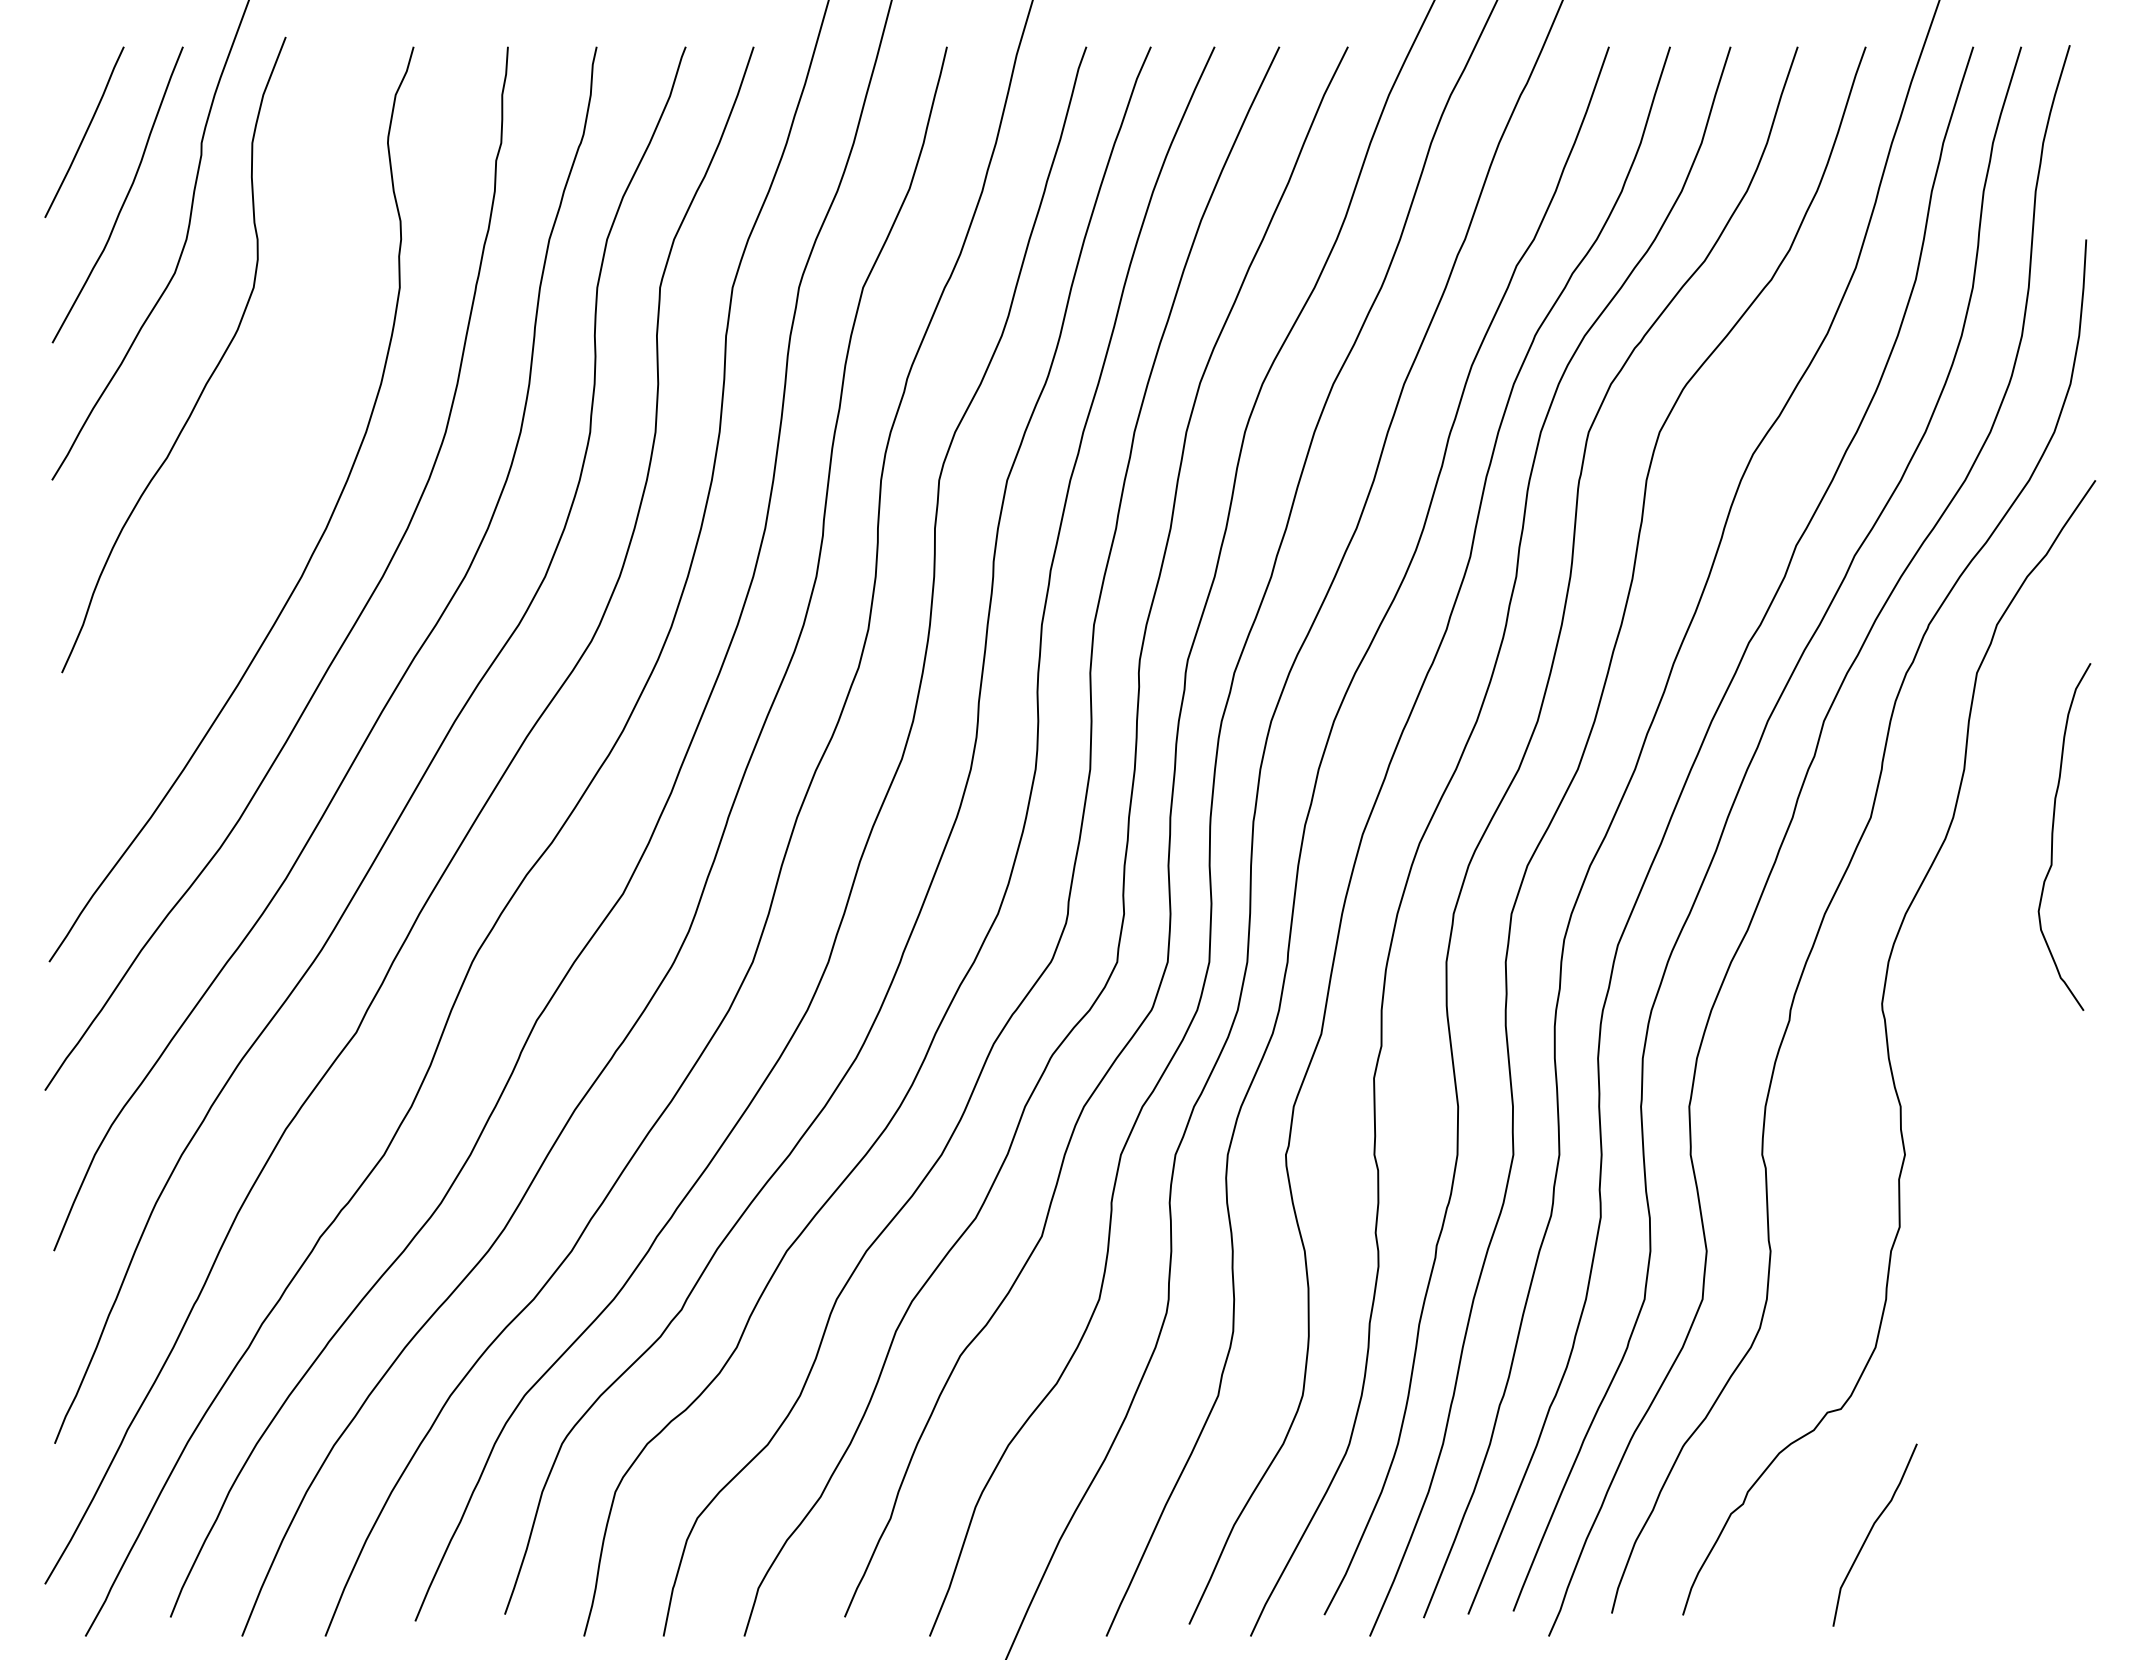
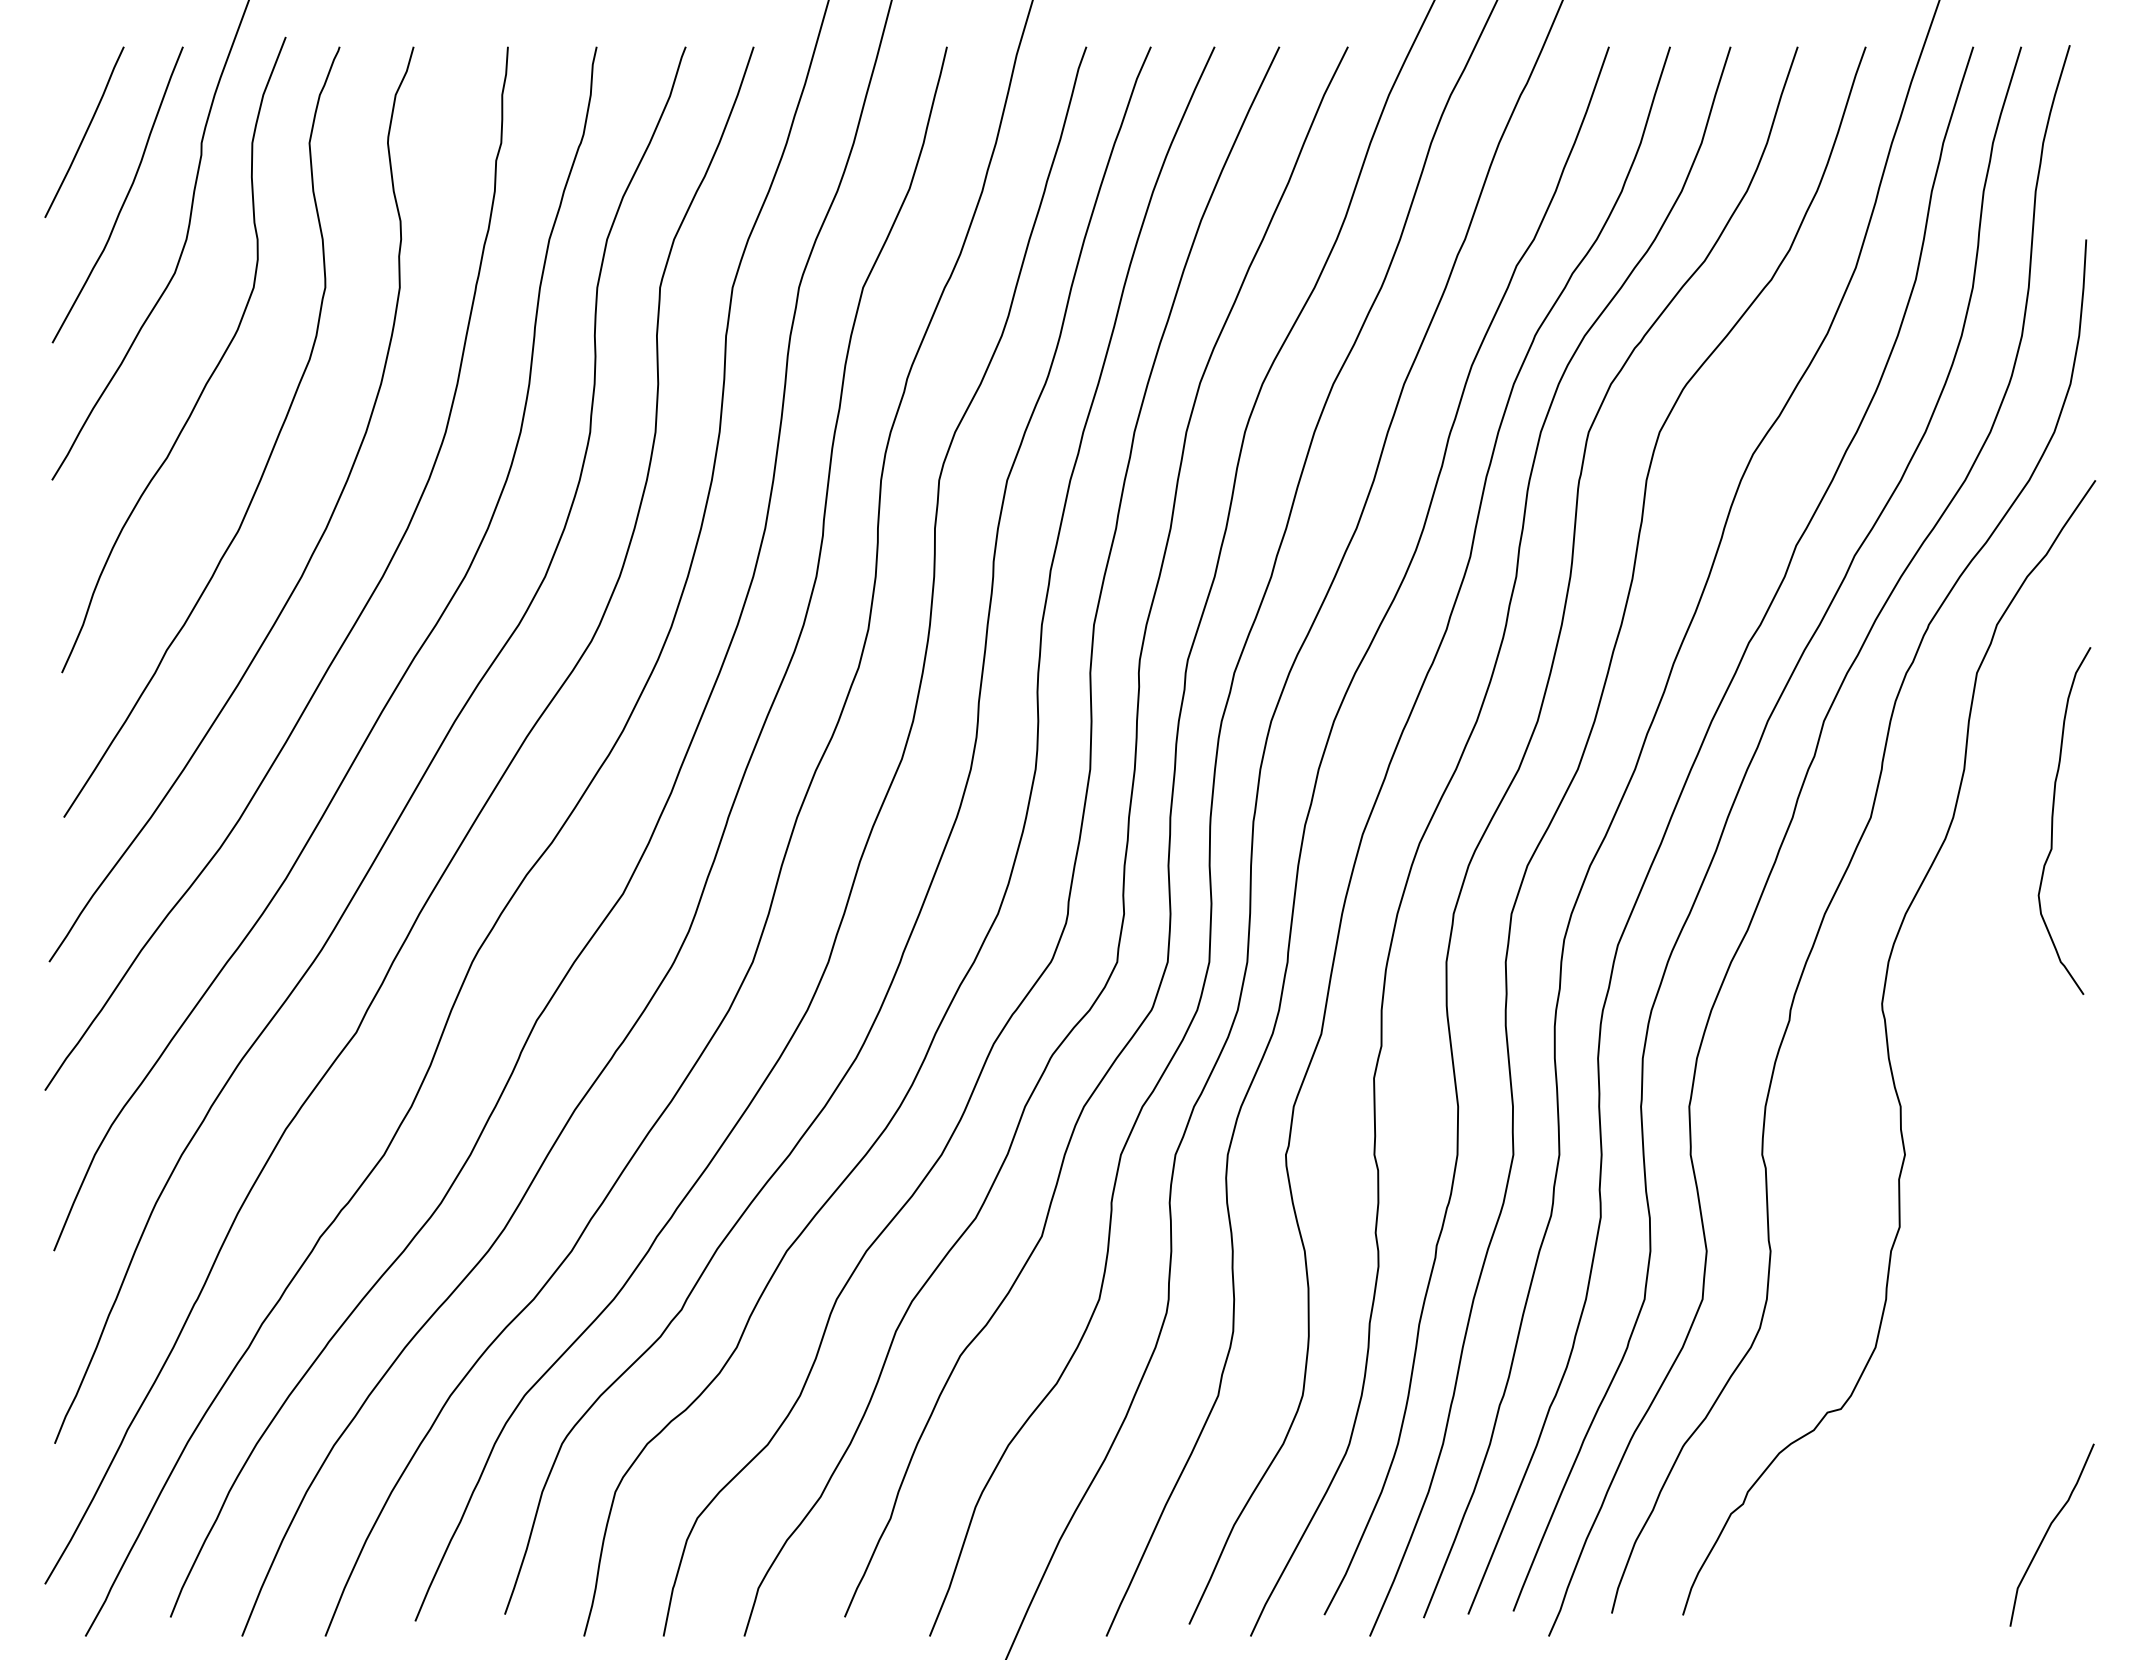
curve: none -> present (267, 459)
curve position: (2053, 836) -> (2053, 820) (2053, 820)
curve position: (1870, 1533) -> (2047, 1533) (2047, 1533)
